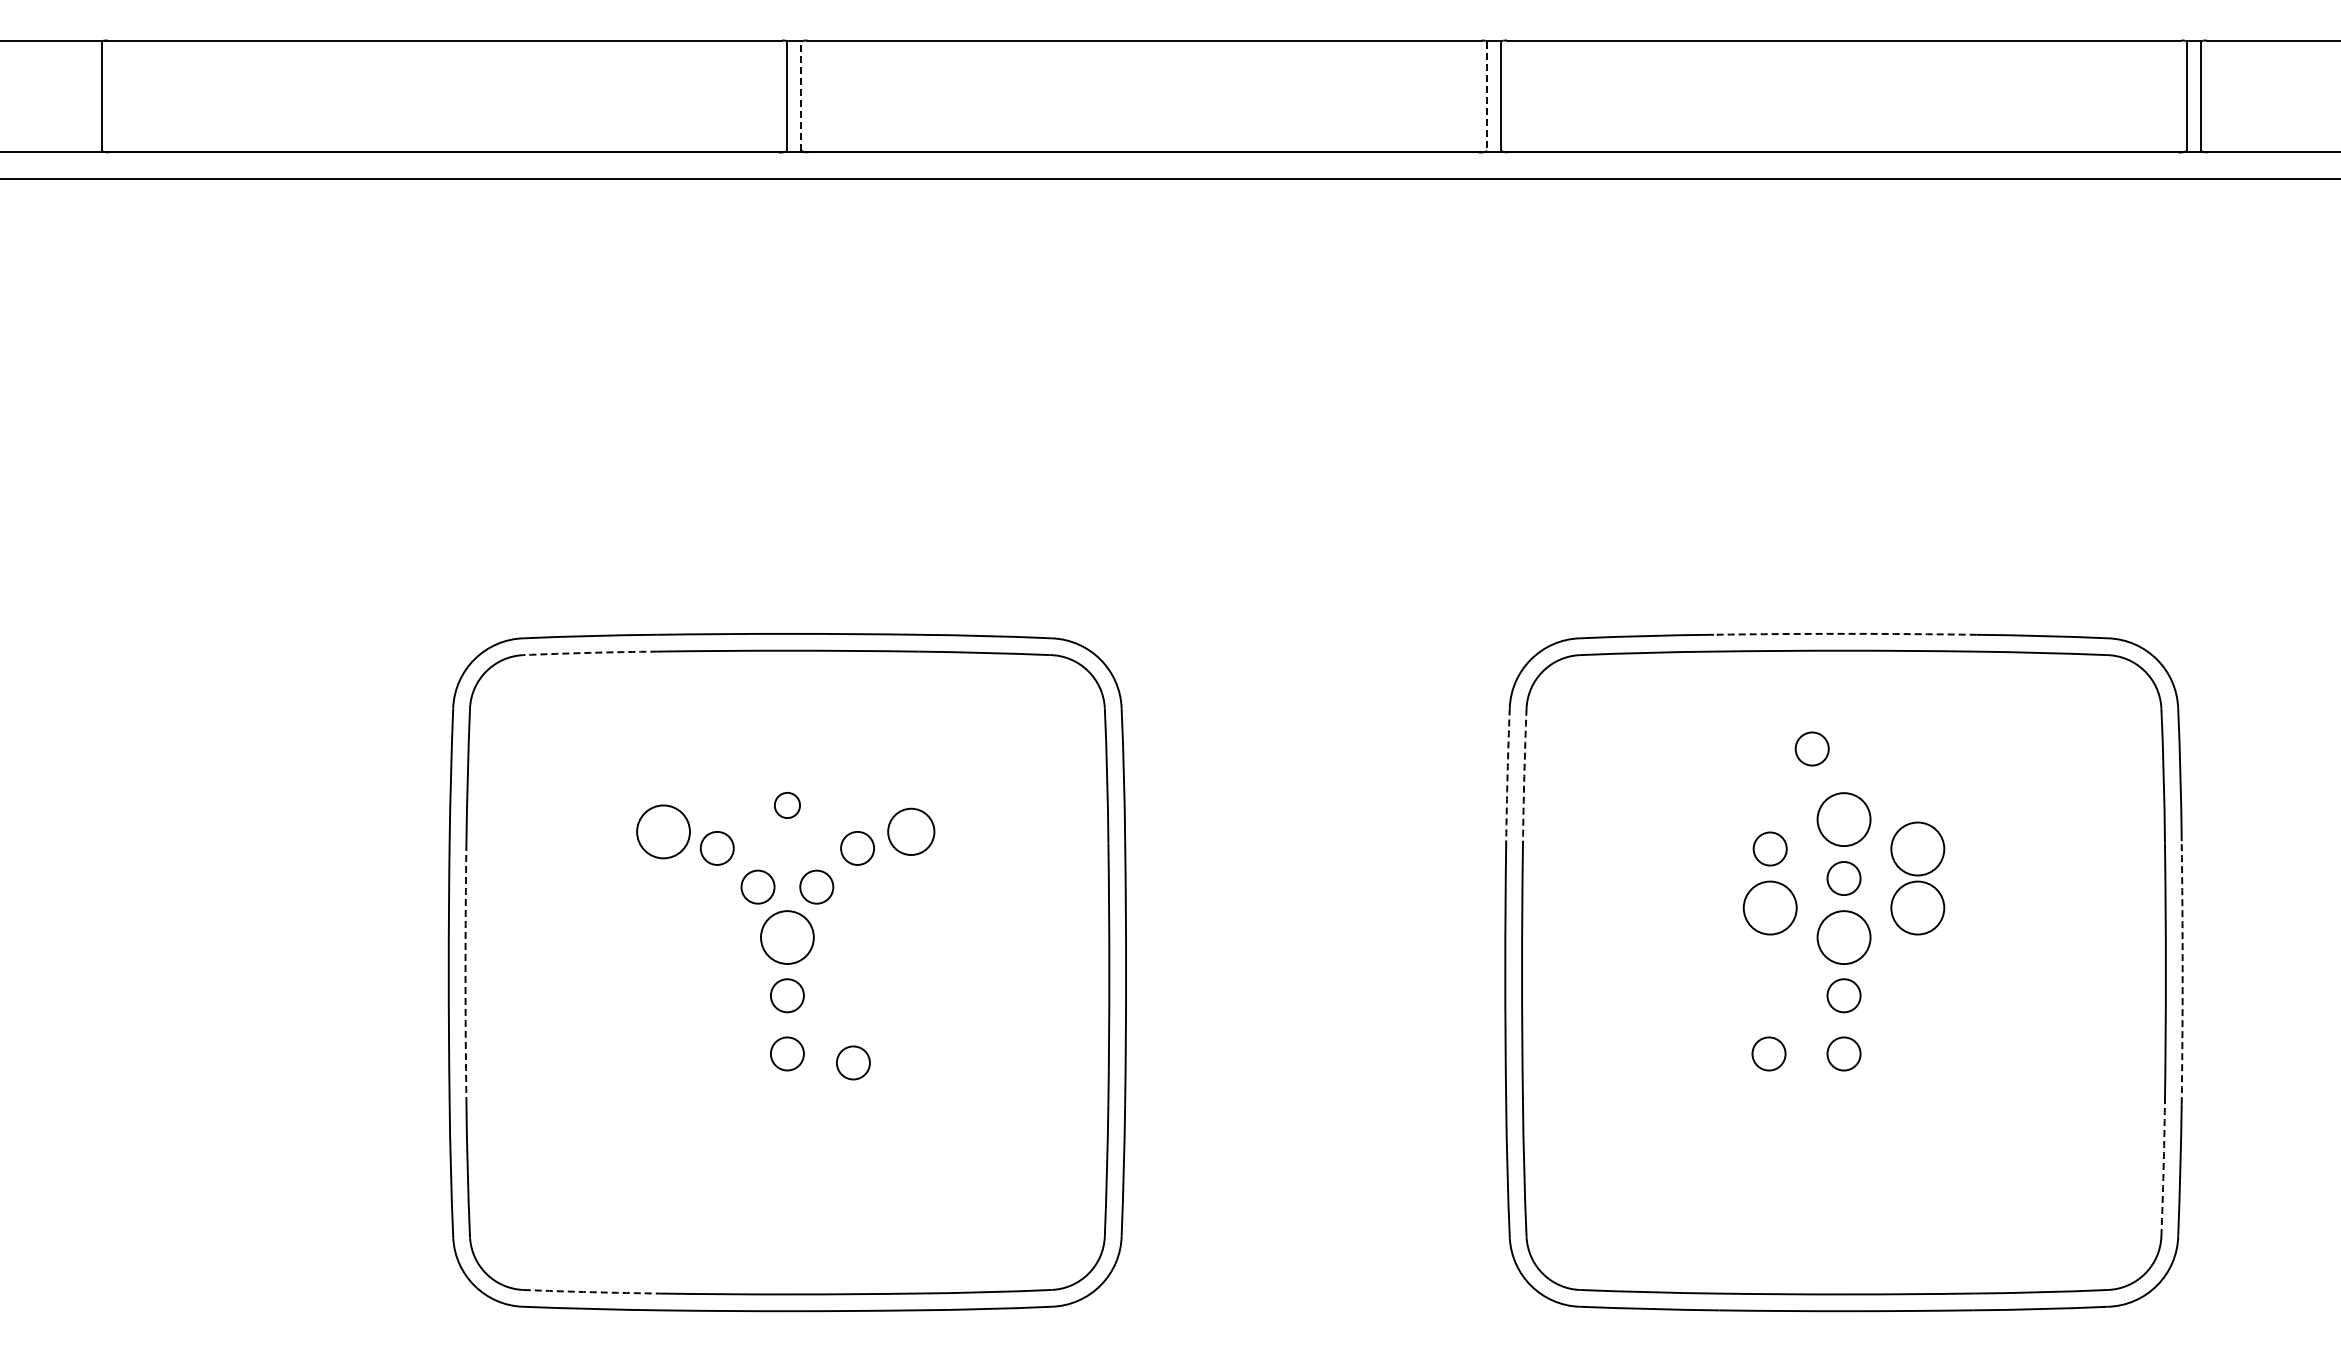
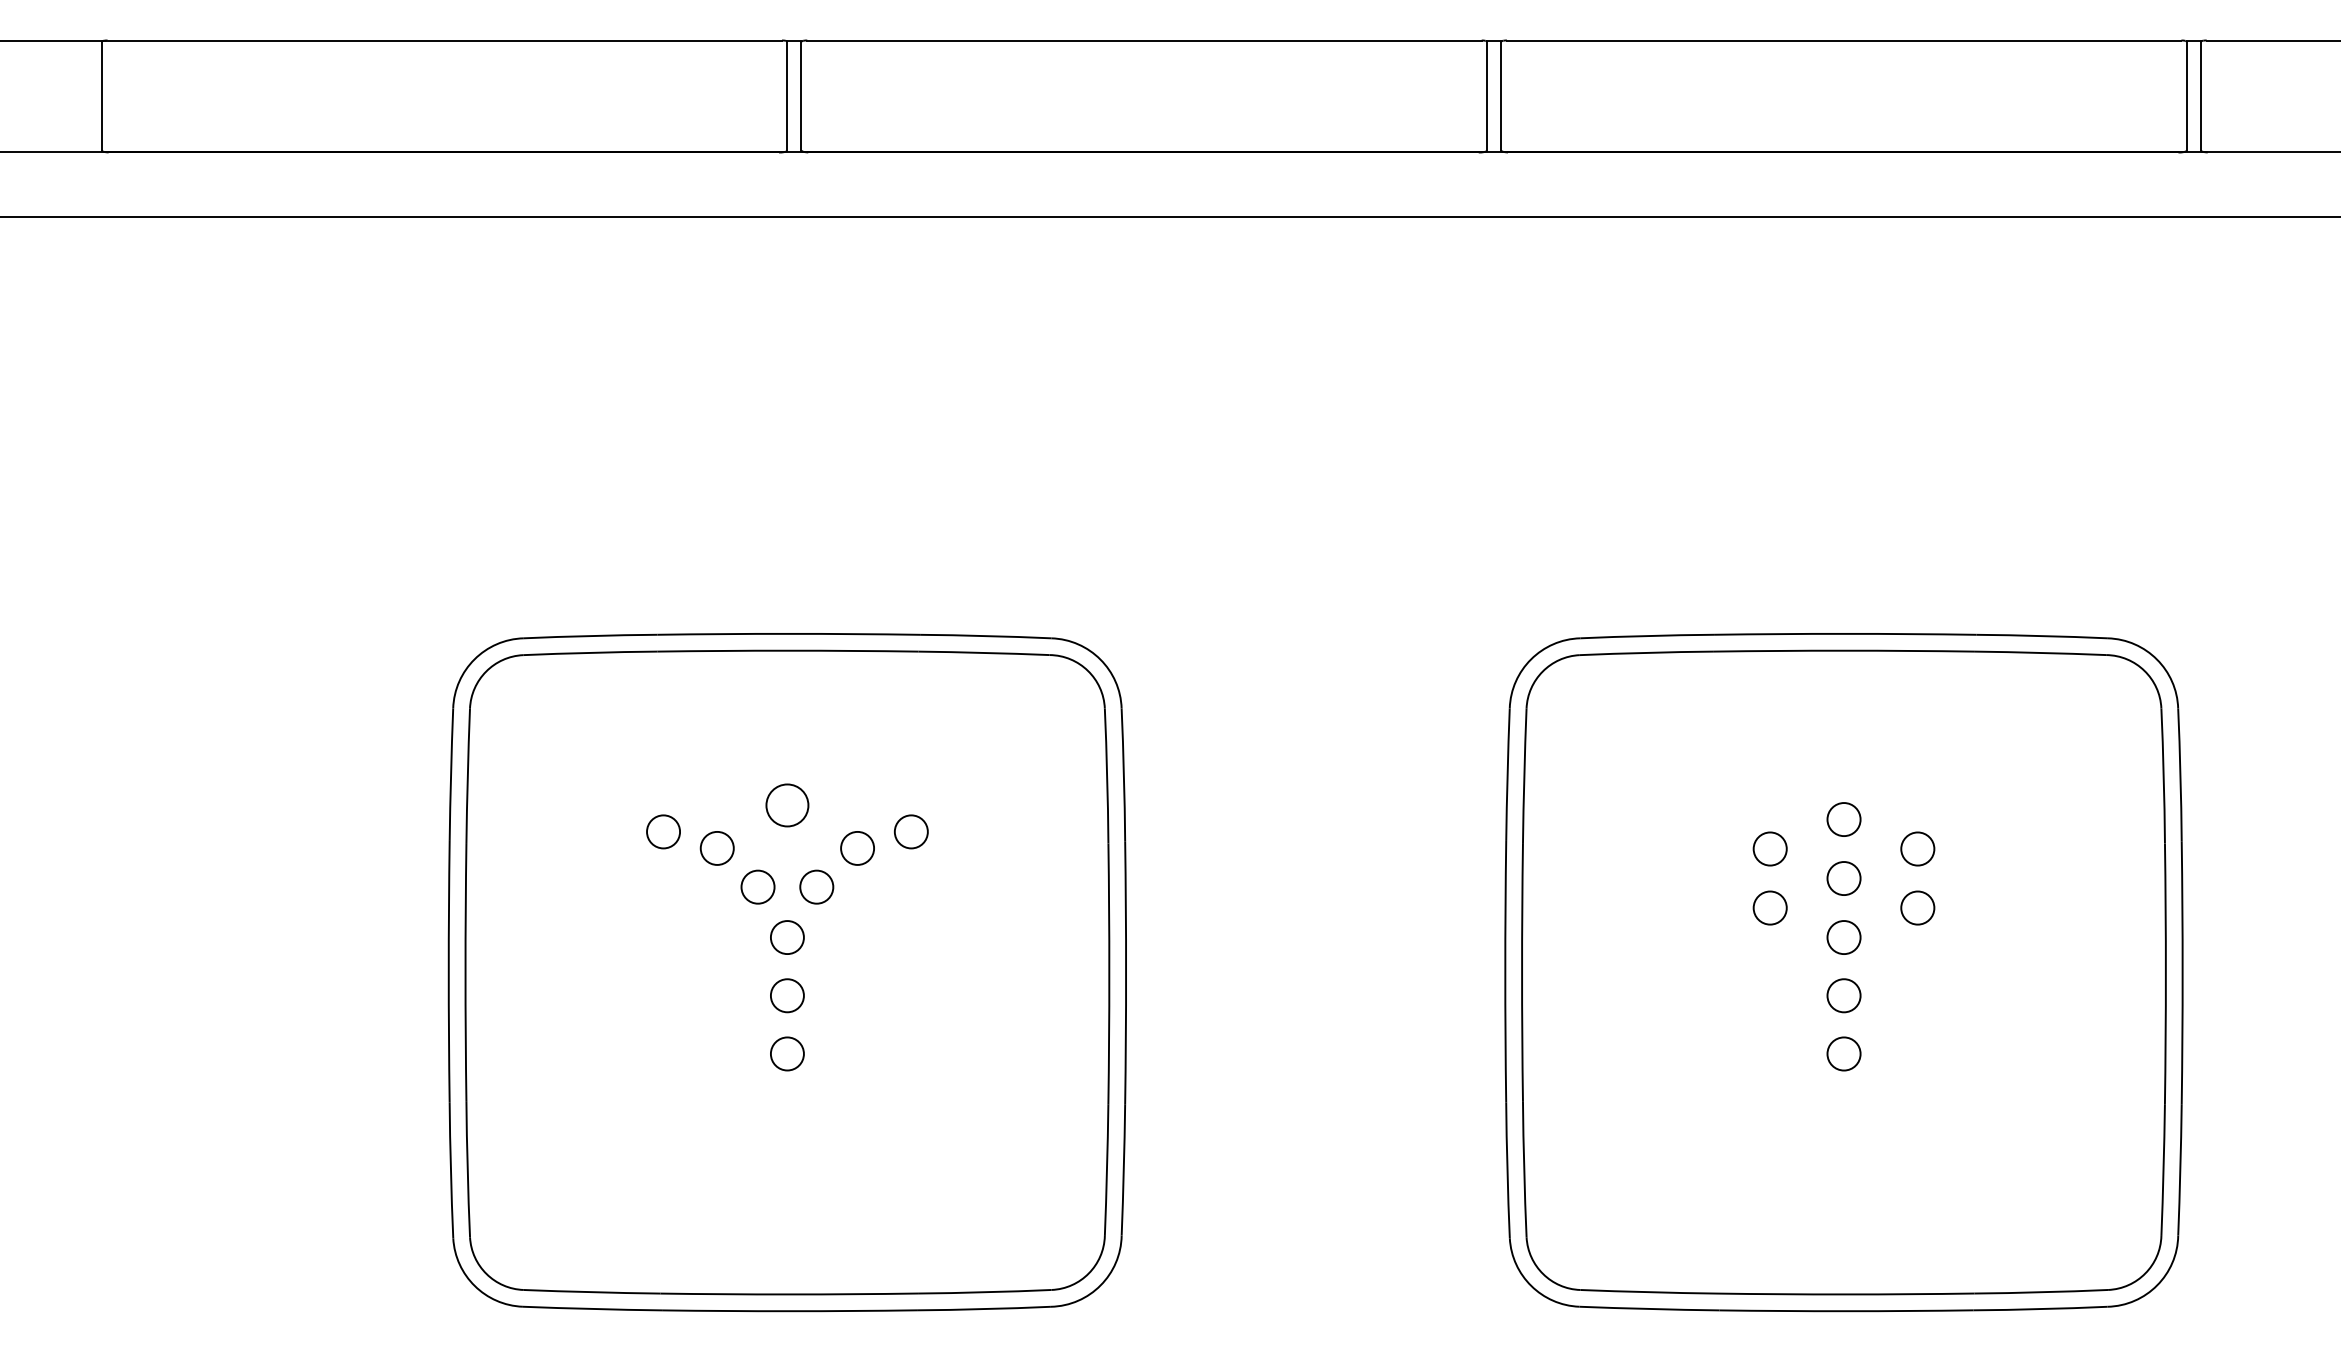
line: dashed -> solid (801, 95)
line: dashed -> solid (1487, 96)
line position: (1169, 179) -> (1169, 217) (1169, 217)
arc: dashed -> solid (1845, 633)
arc: dashed -> solid (590, 652)
circle: present -> none (1811, 748)
arc: dashed -> solid (1507, 774)
arc: dashed -> solid (1524, 776)
circle diameter: 25 px -> 42 px (787, 805)
circle size: 56x55 px -> 36x35 px (1843, 819)
circle diameter: 53 px -> 33 px (663, 831)
circle size: 49x49 px -> 35x36 px (911, 831)
circle diameter: 53 px -> 33 px (1917, 848)
circle diameter: 53 px -> 33 px (1769, 907)
circle diameter: 53 px -> 33 px (1917, 907)
circle diameter: 53 px -> 33 px (786, 937)
circle size: 56x55 px -> 36x35 px (1843, 937)
arc: dashed -> solid (465, 972)
arc: dashed -> solid (2182, 972)
circle: present -> none (1768, 1053)
circle: present -> none (853, 1062)
arc: dashed -> solid (2163, 1170)
arc: dashed -> solid (592, 1292)
